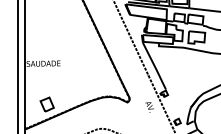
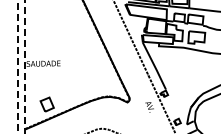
line: solid -> dashed (18, 66)
line: solid -> dashed (25, 66)
